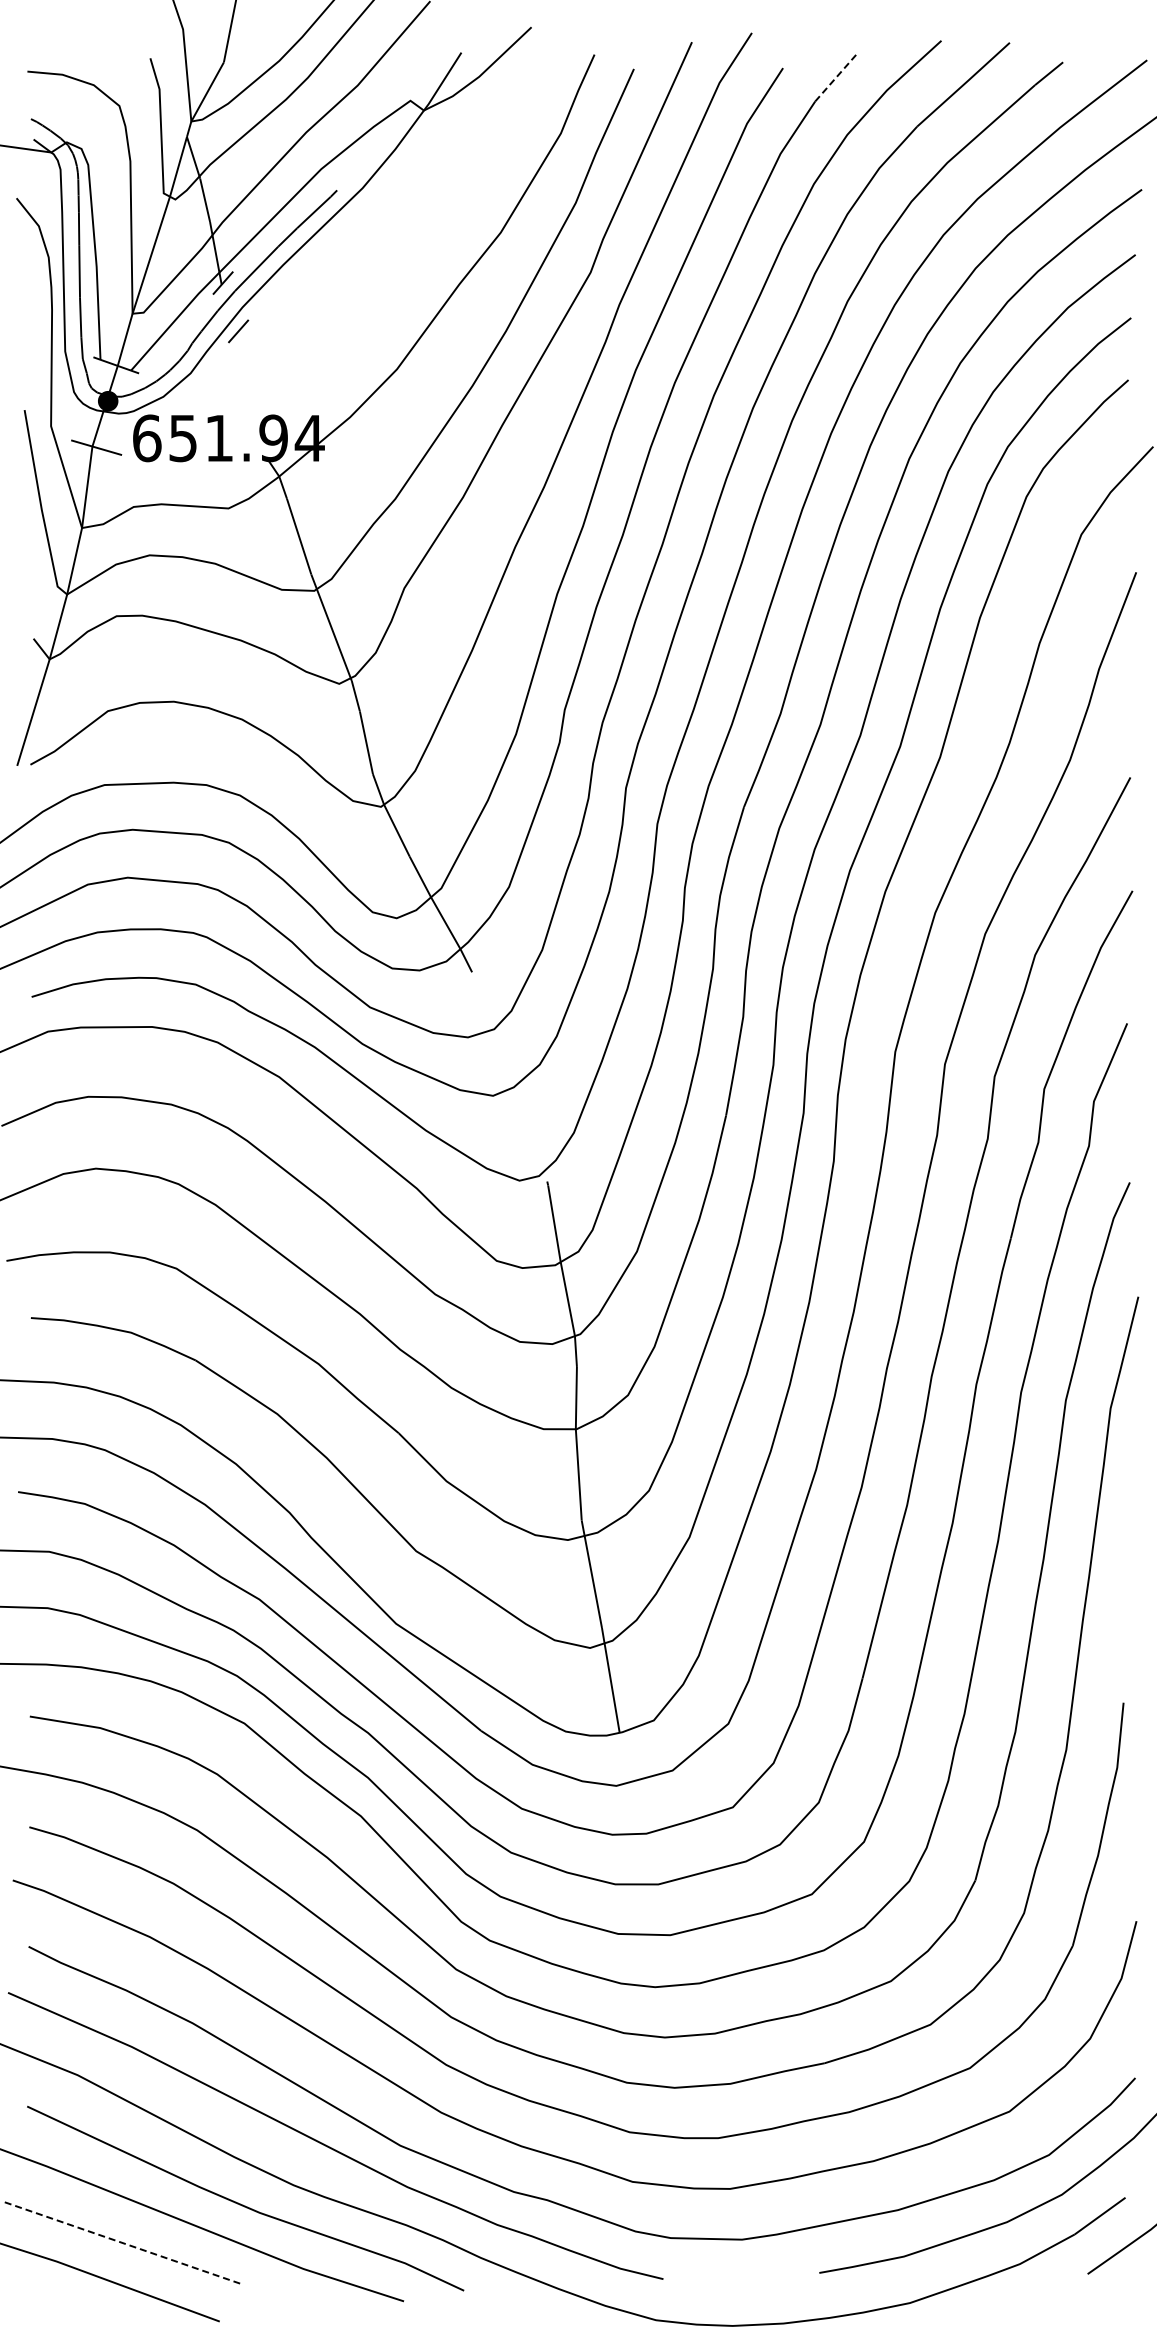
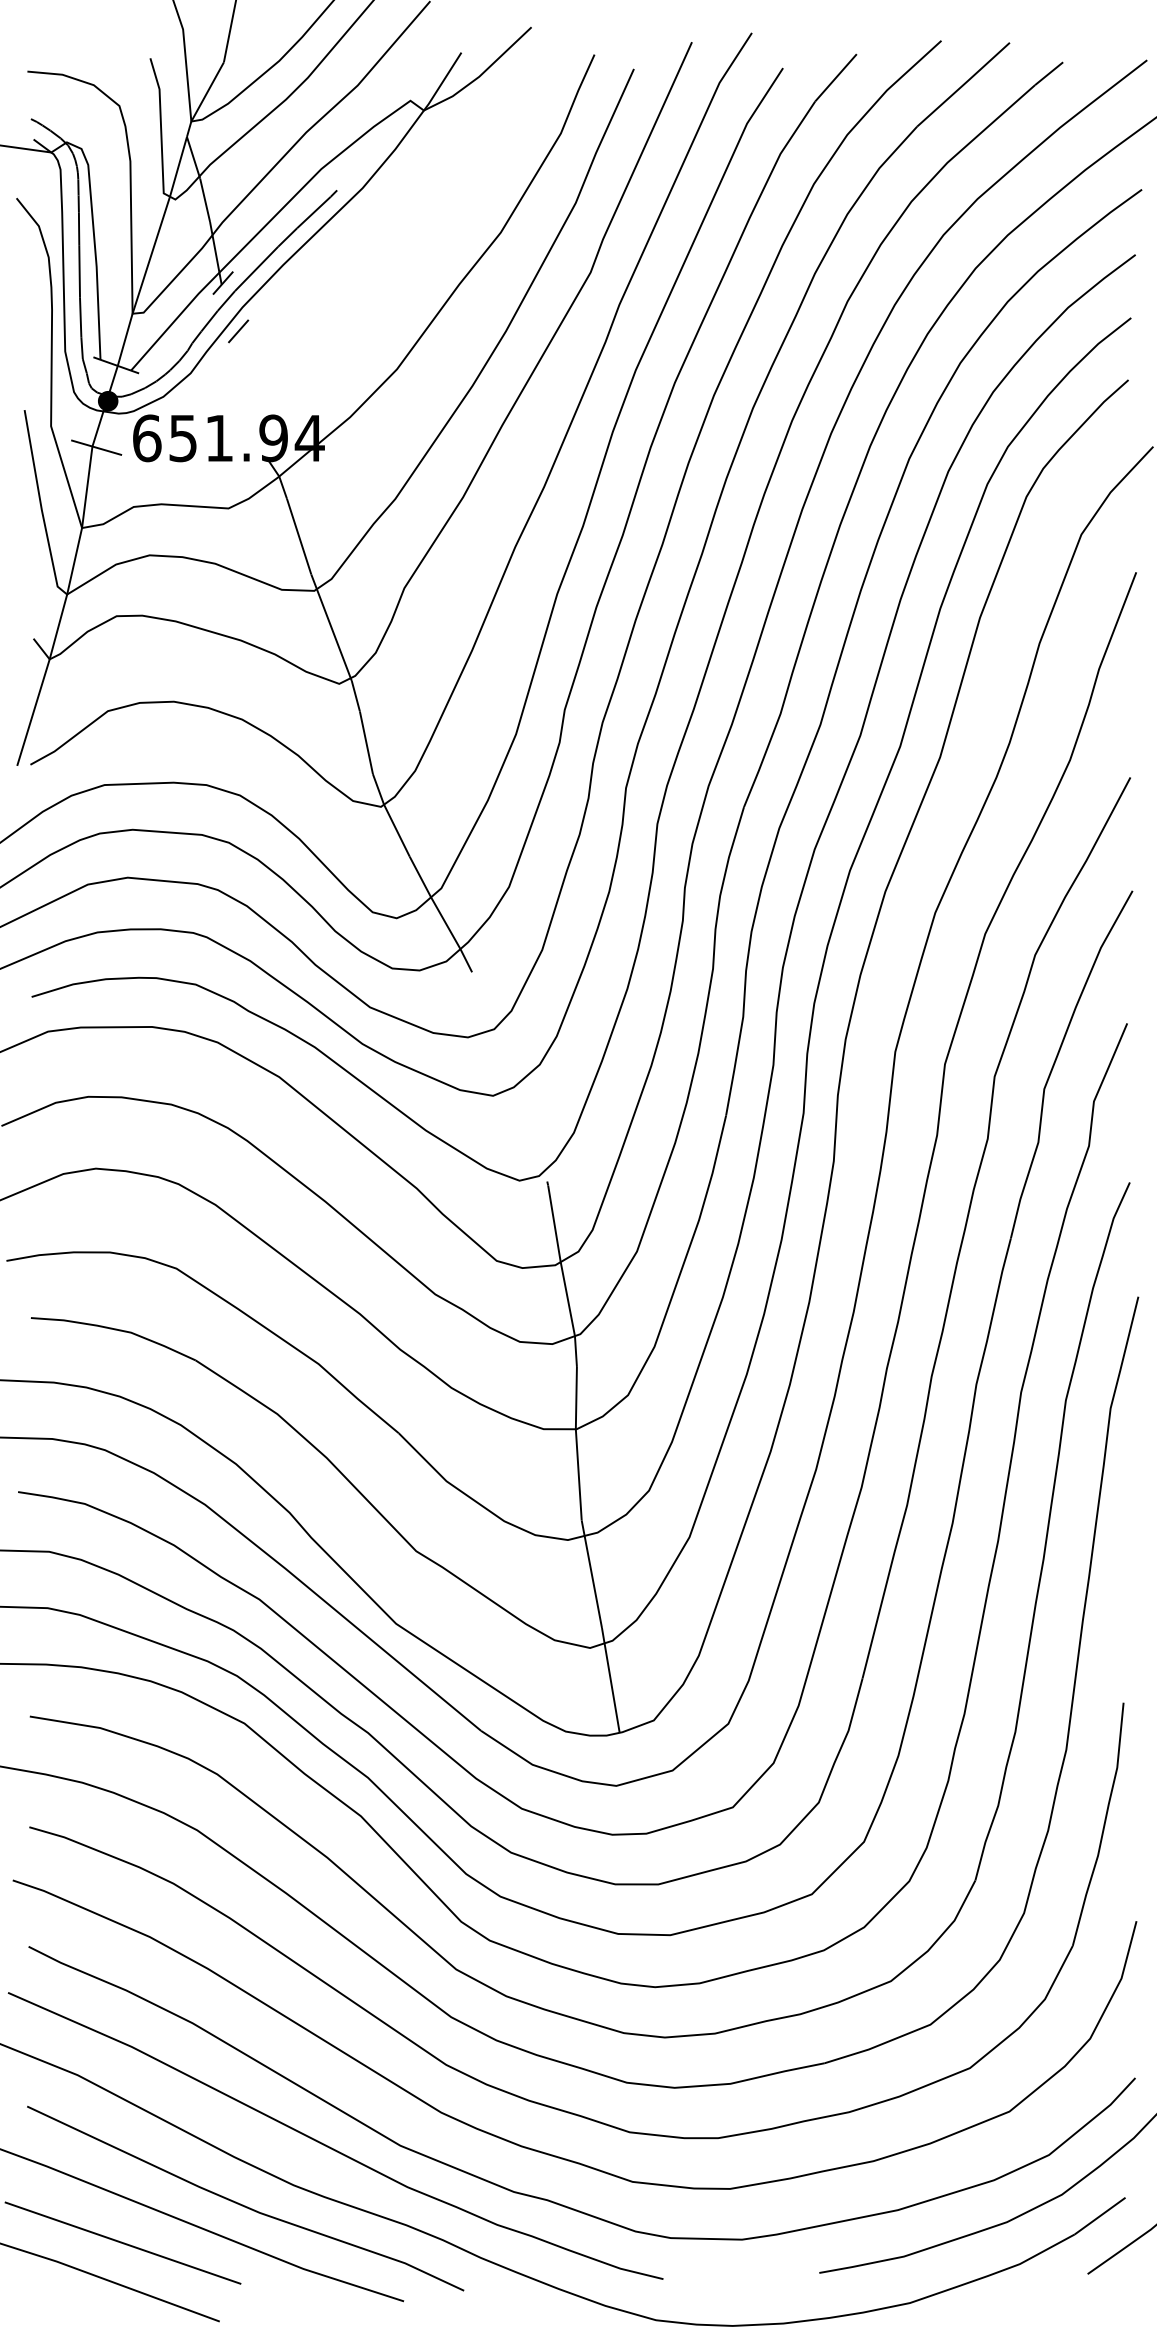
line: dashed -> solid (836, 77)
line: dashed -> solid (123, 2243)
